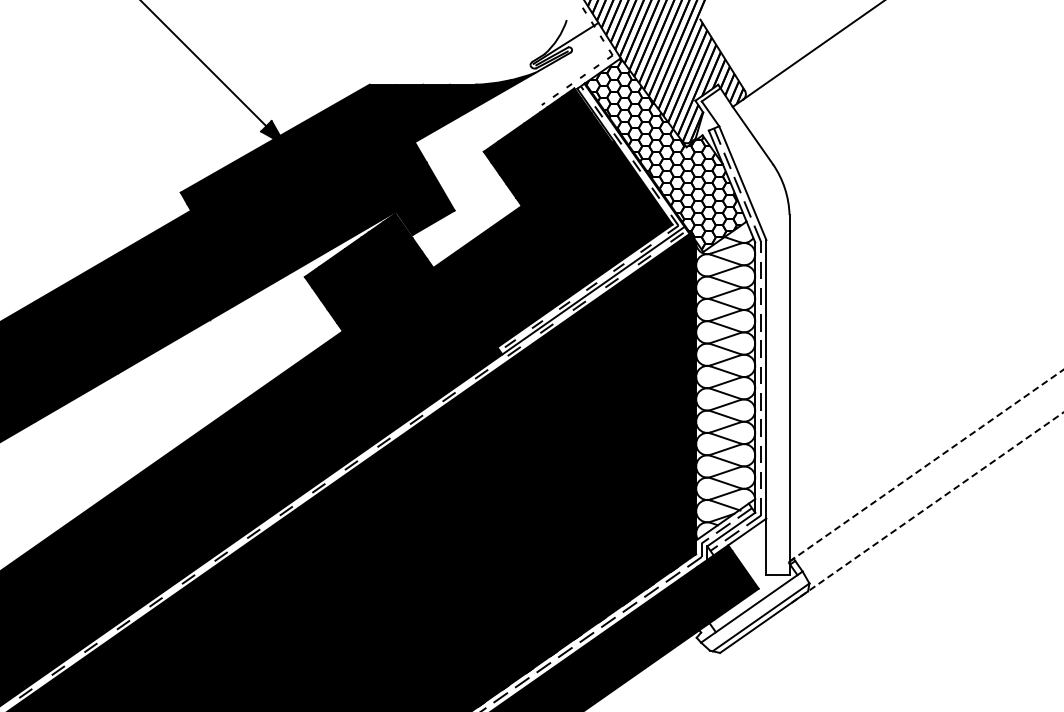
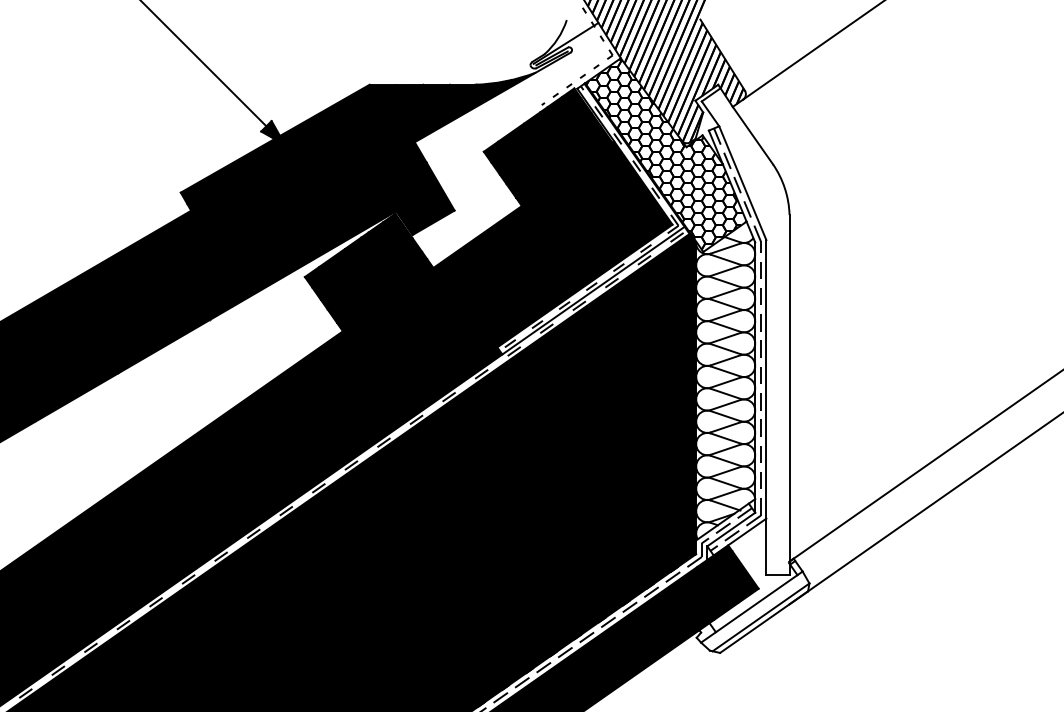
line: dashed -> solid (926, 465)
line: dashed -> solid (926, 508)
